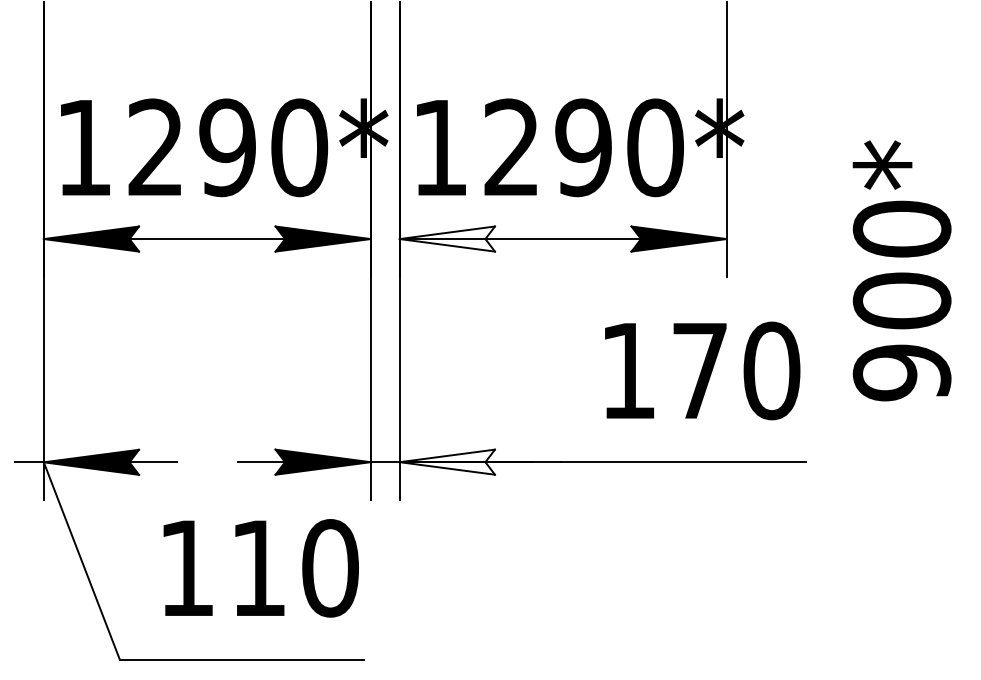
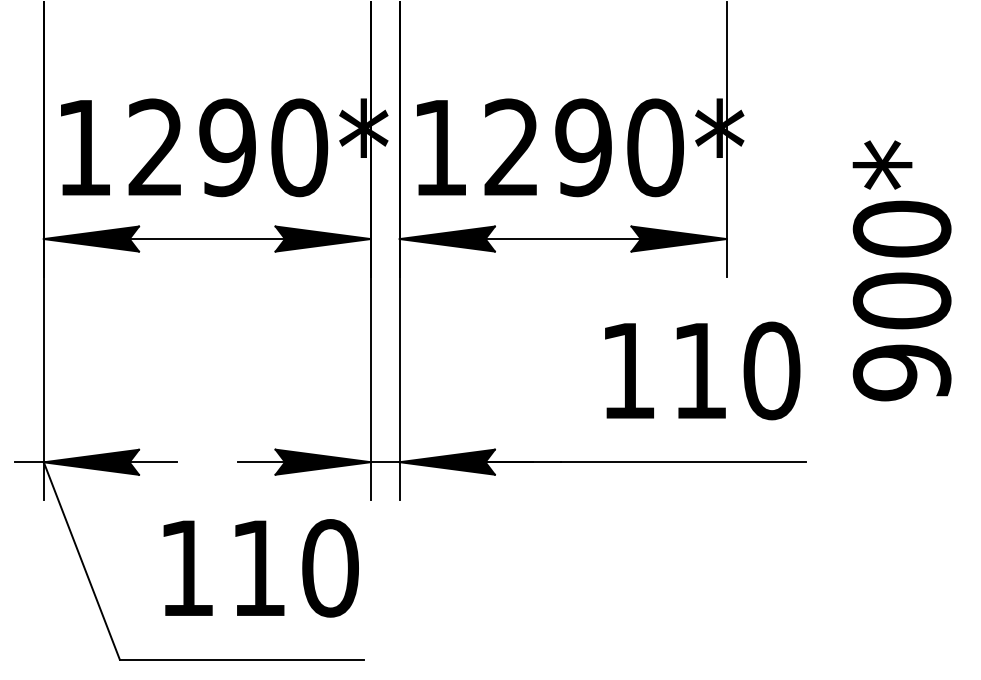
fill: none -> present (446, 238)
text: 170 -> 110 (699, 370)
fill: none -> present (446, 461)
